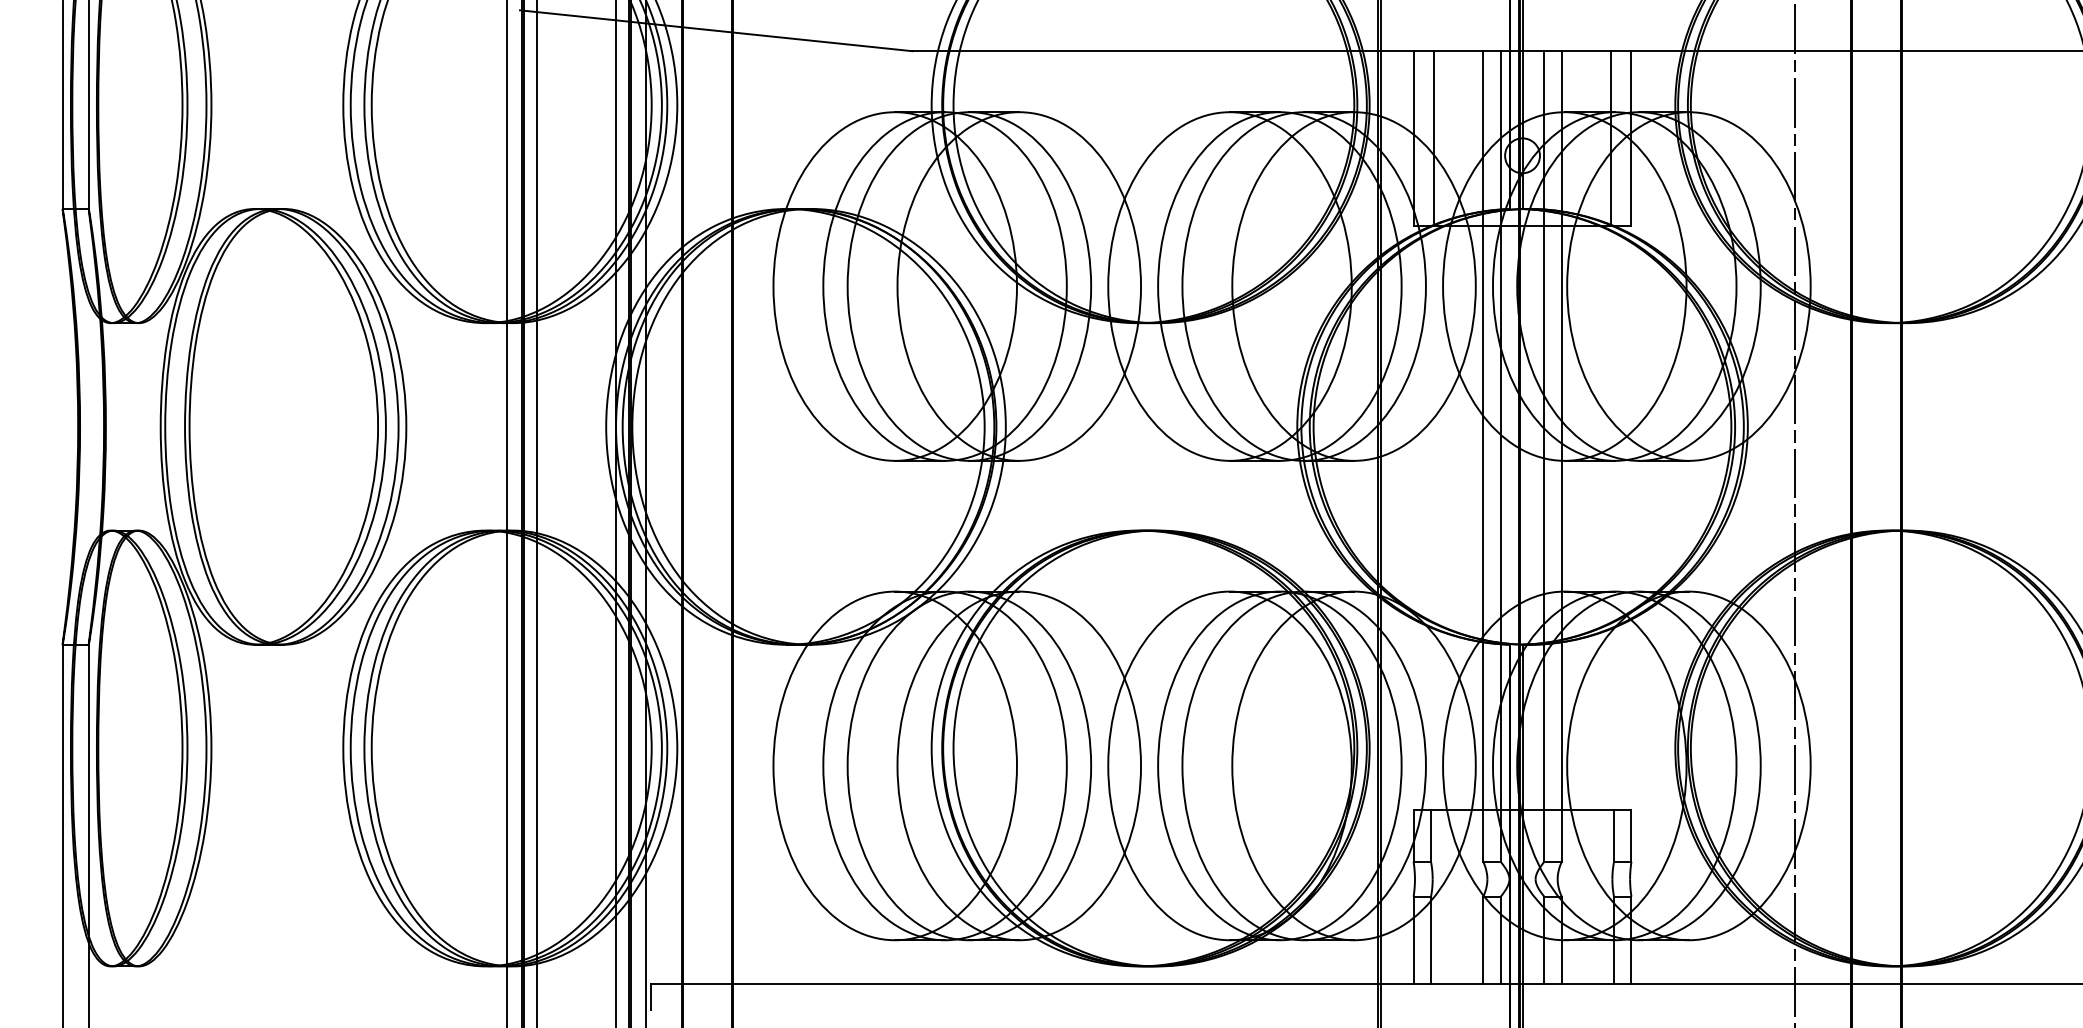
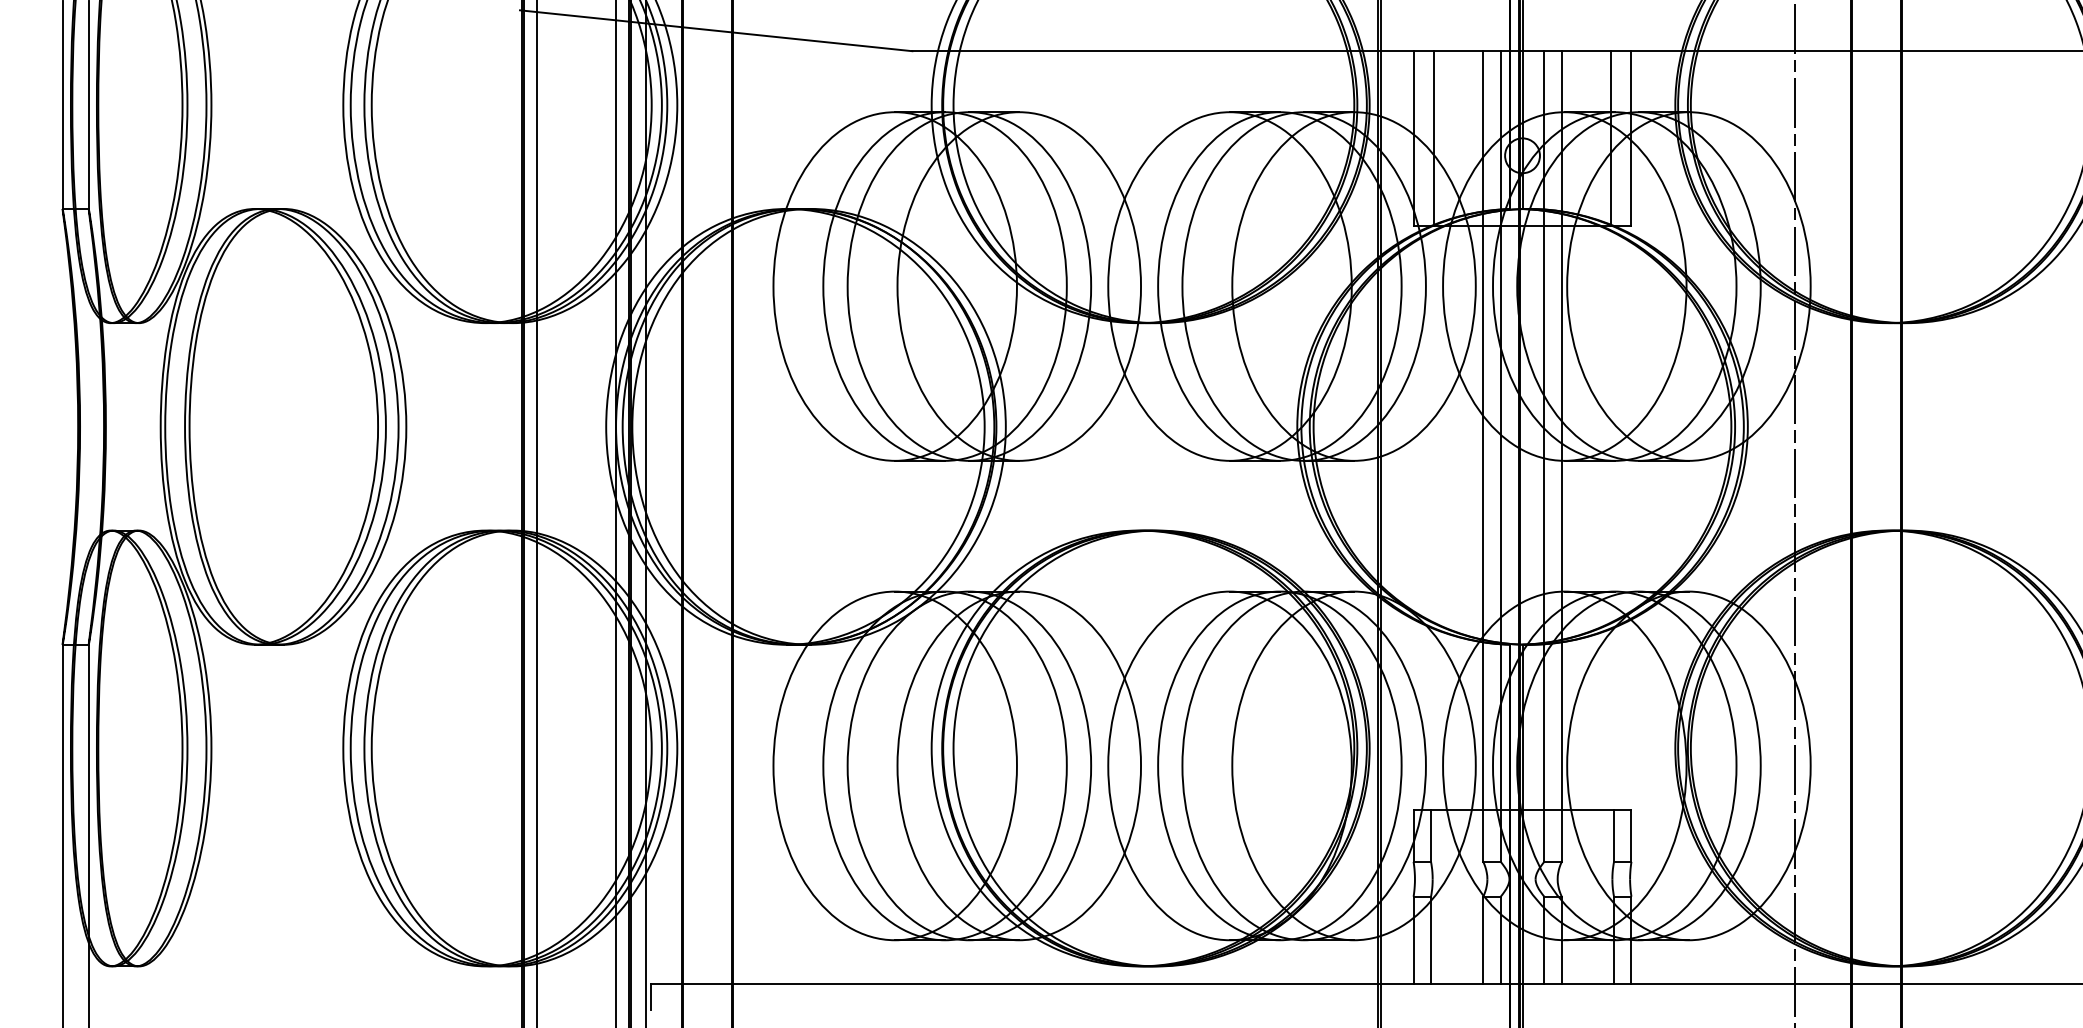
line: present -> none (506, 513)
